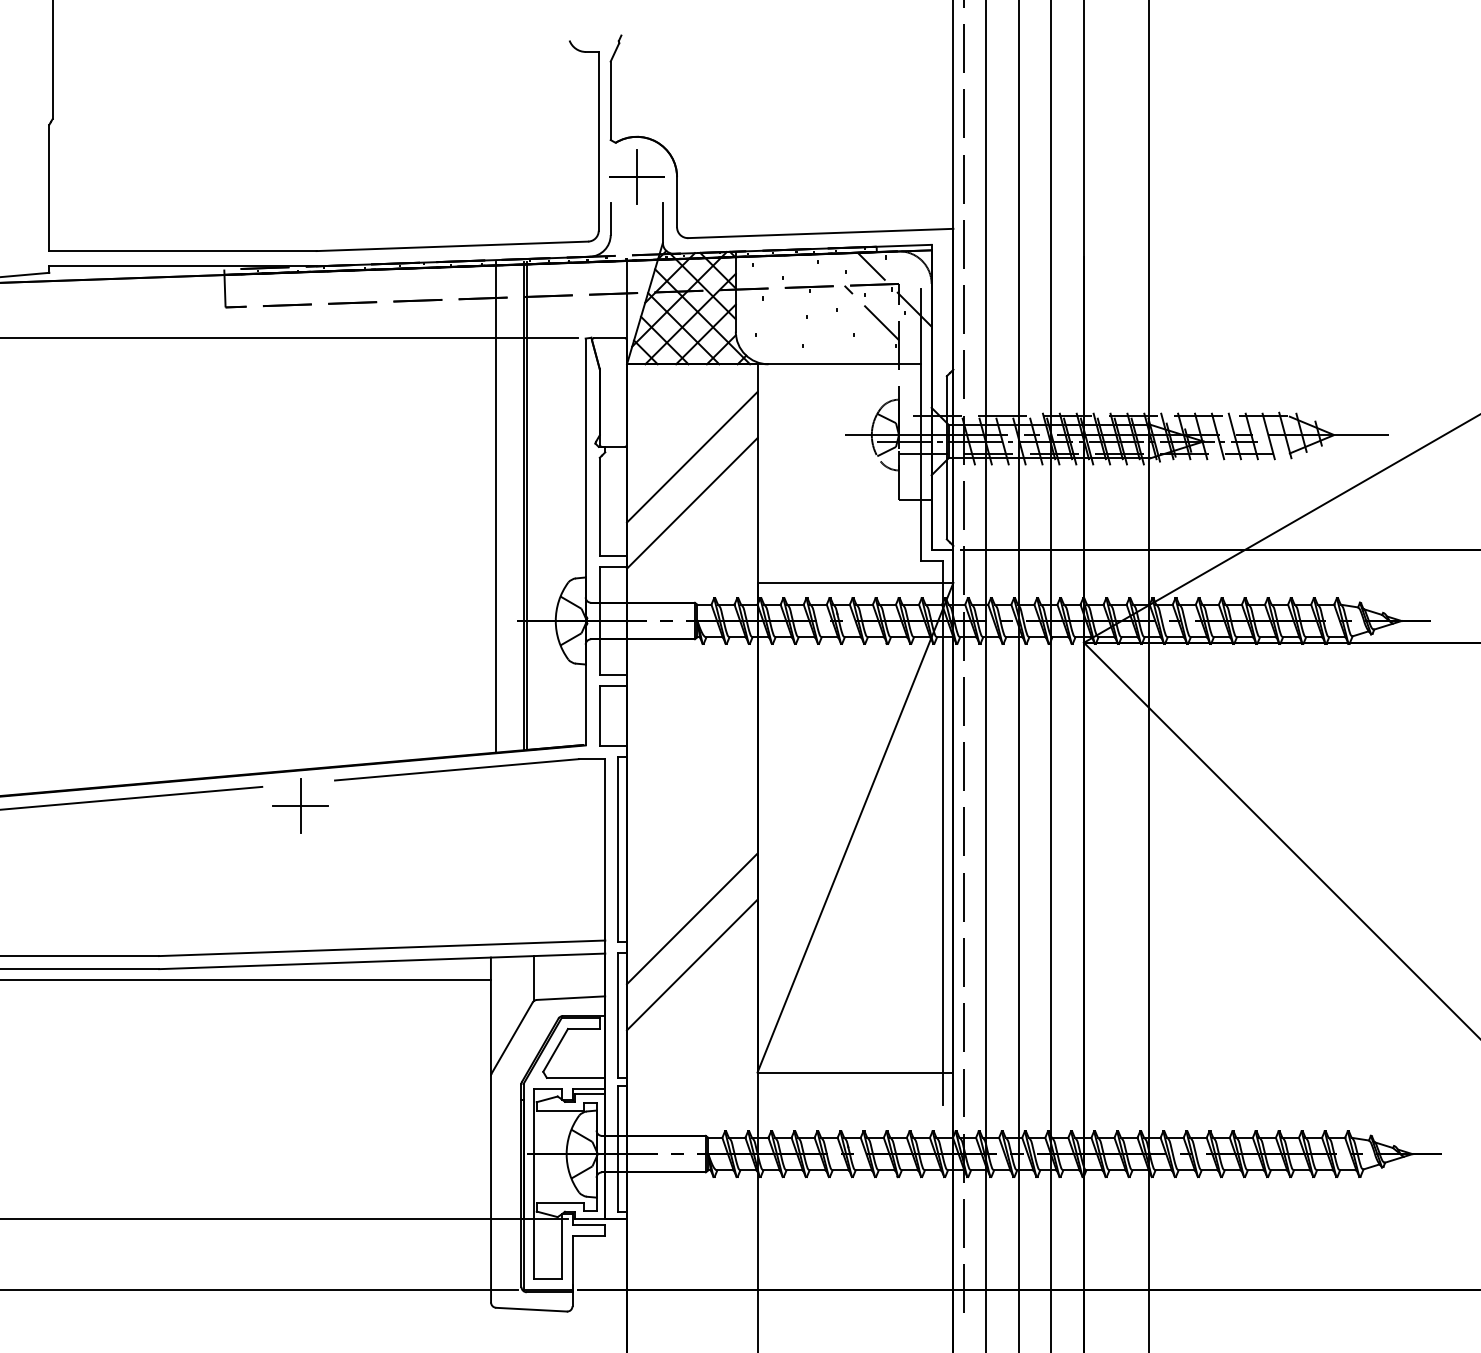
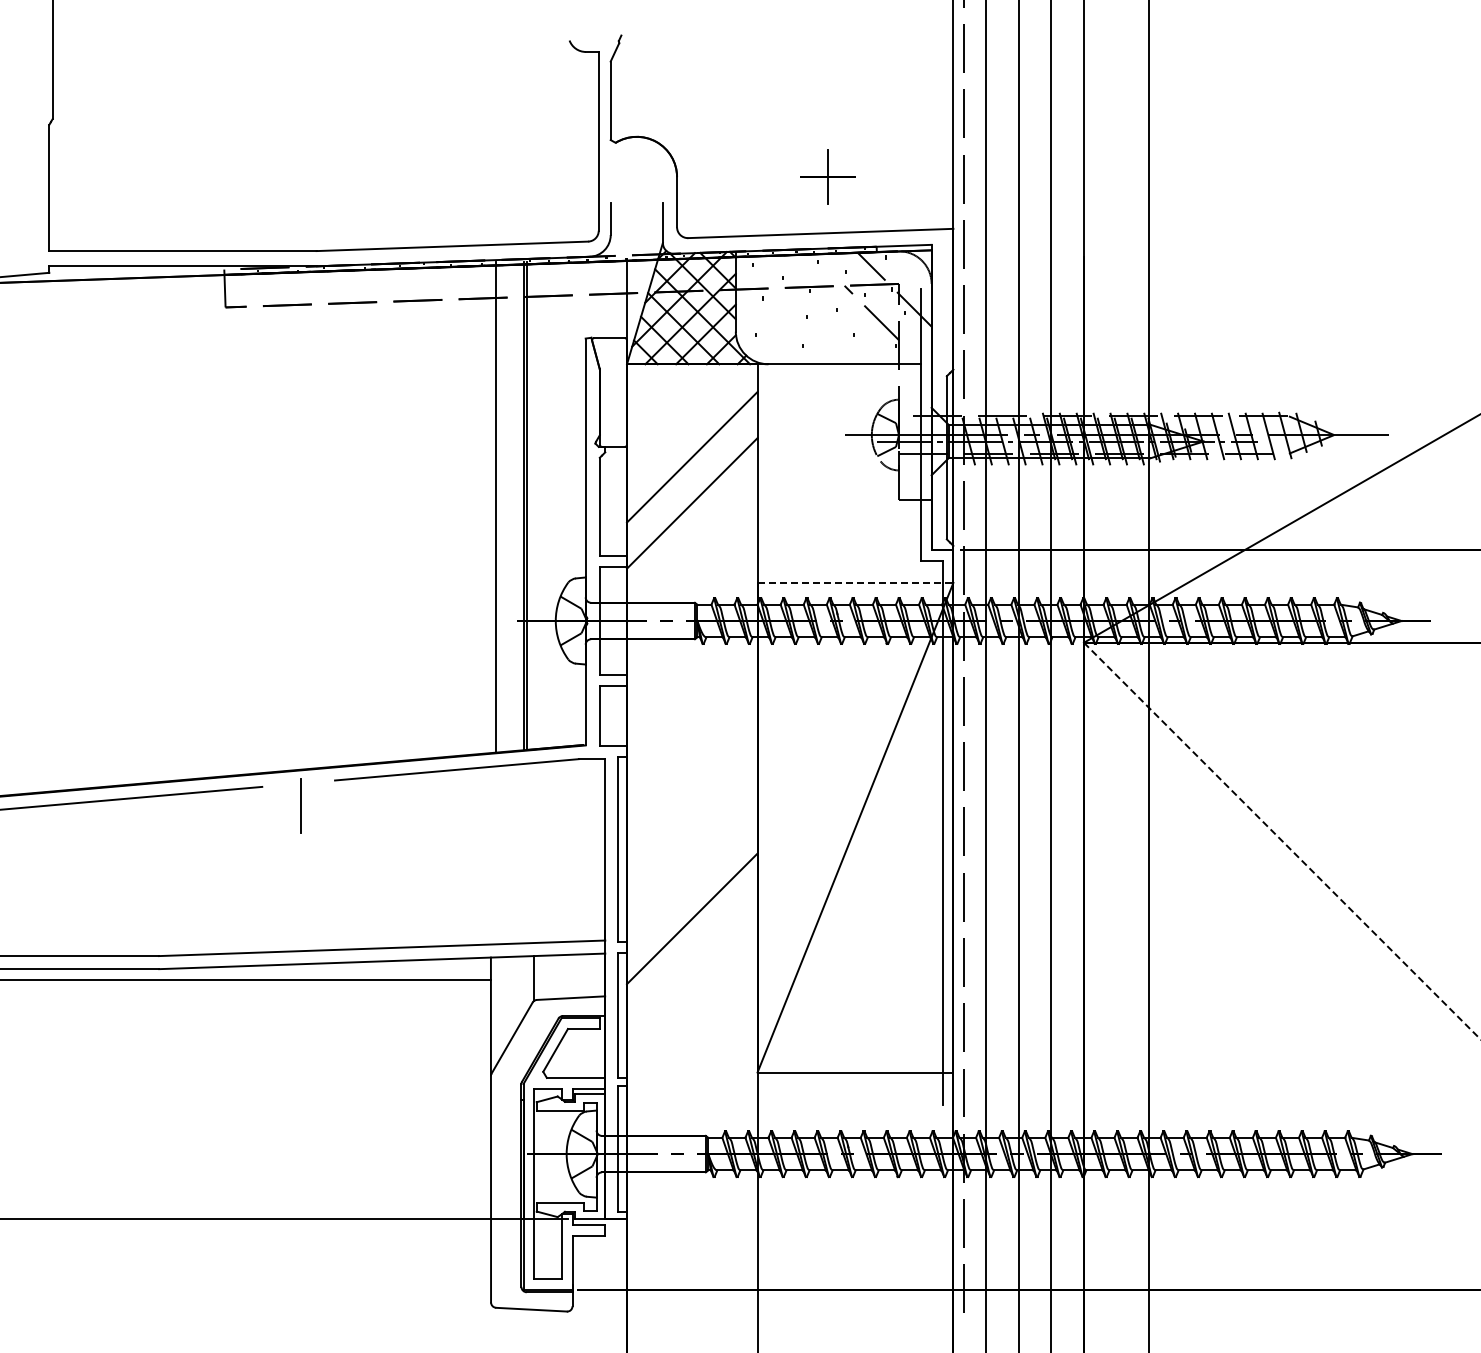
part position: (636, 176) -> (827, 176) (827, 176)
line: present -> none (290, 338)
line: solid -> dashed (855, 582)
line: present -> none (300, 805)
line: solid -> dashed (1282, 841)
line: present -> none (692, 964)
line: present -> none (260, 1290)
